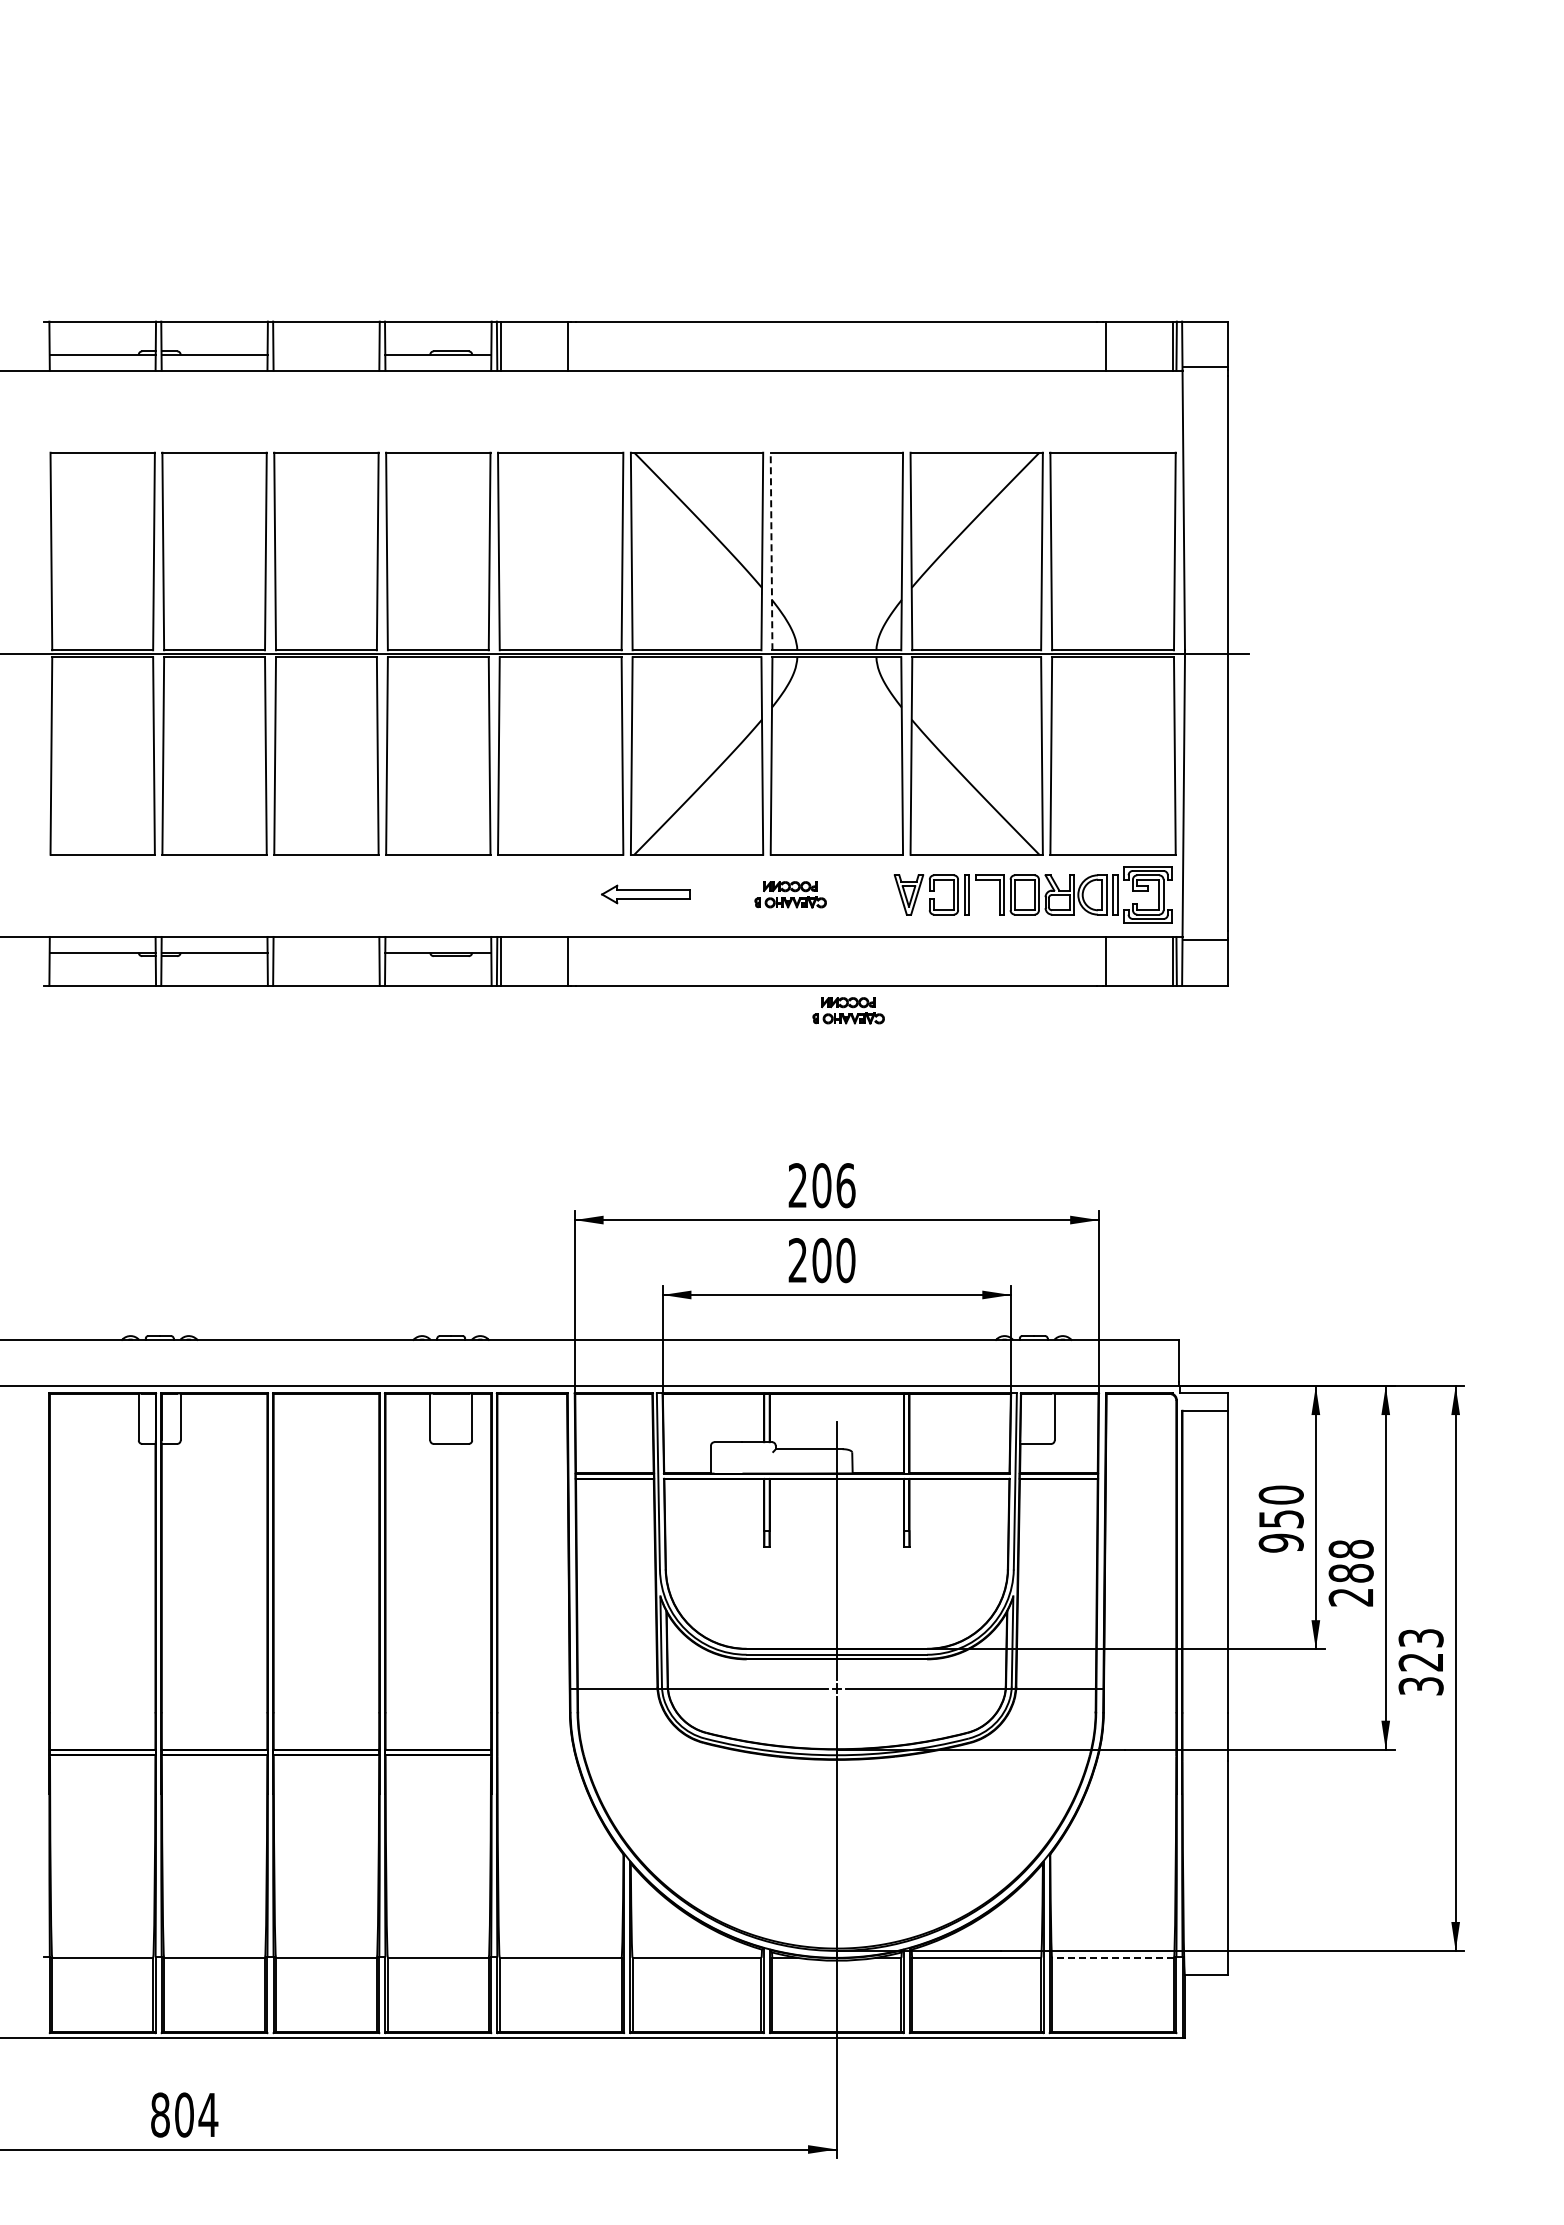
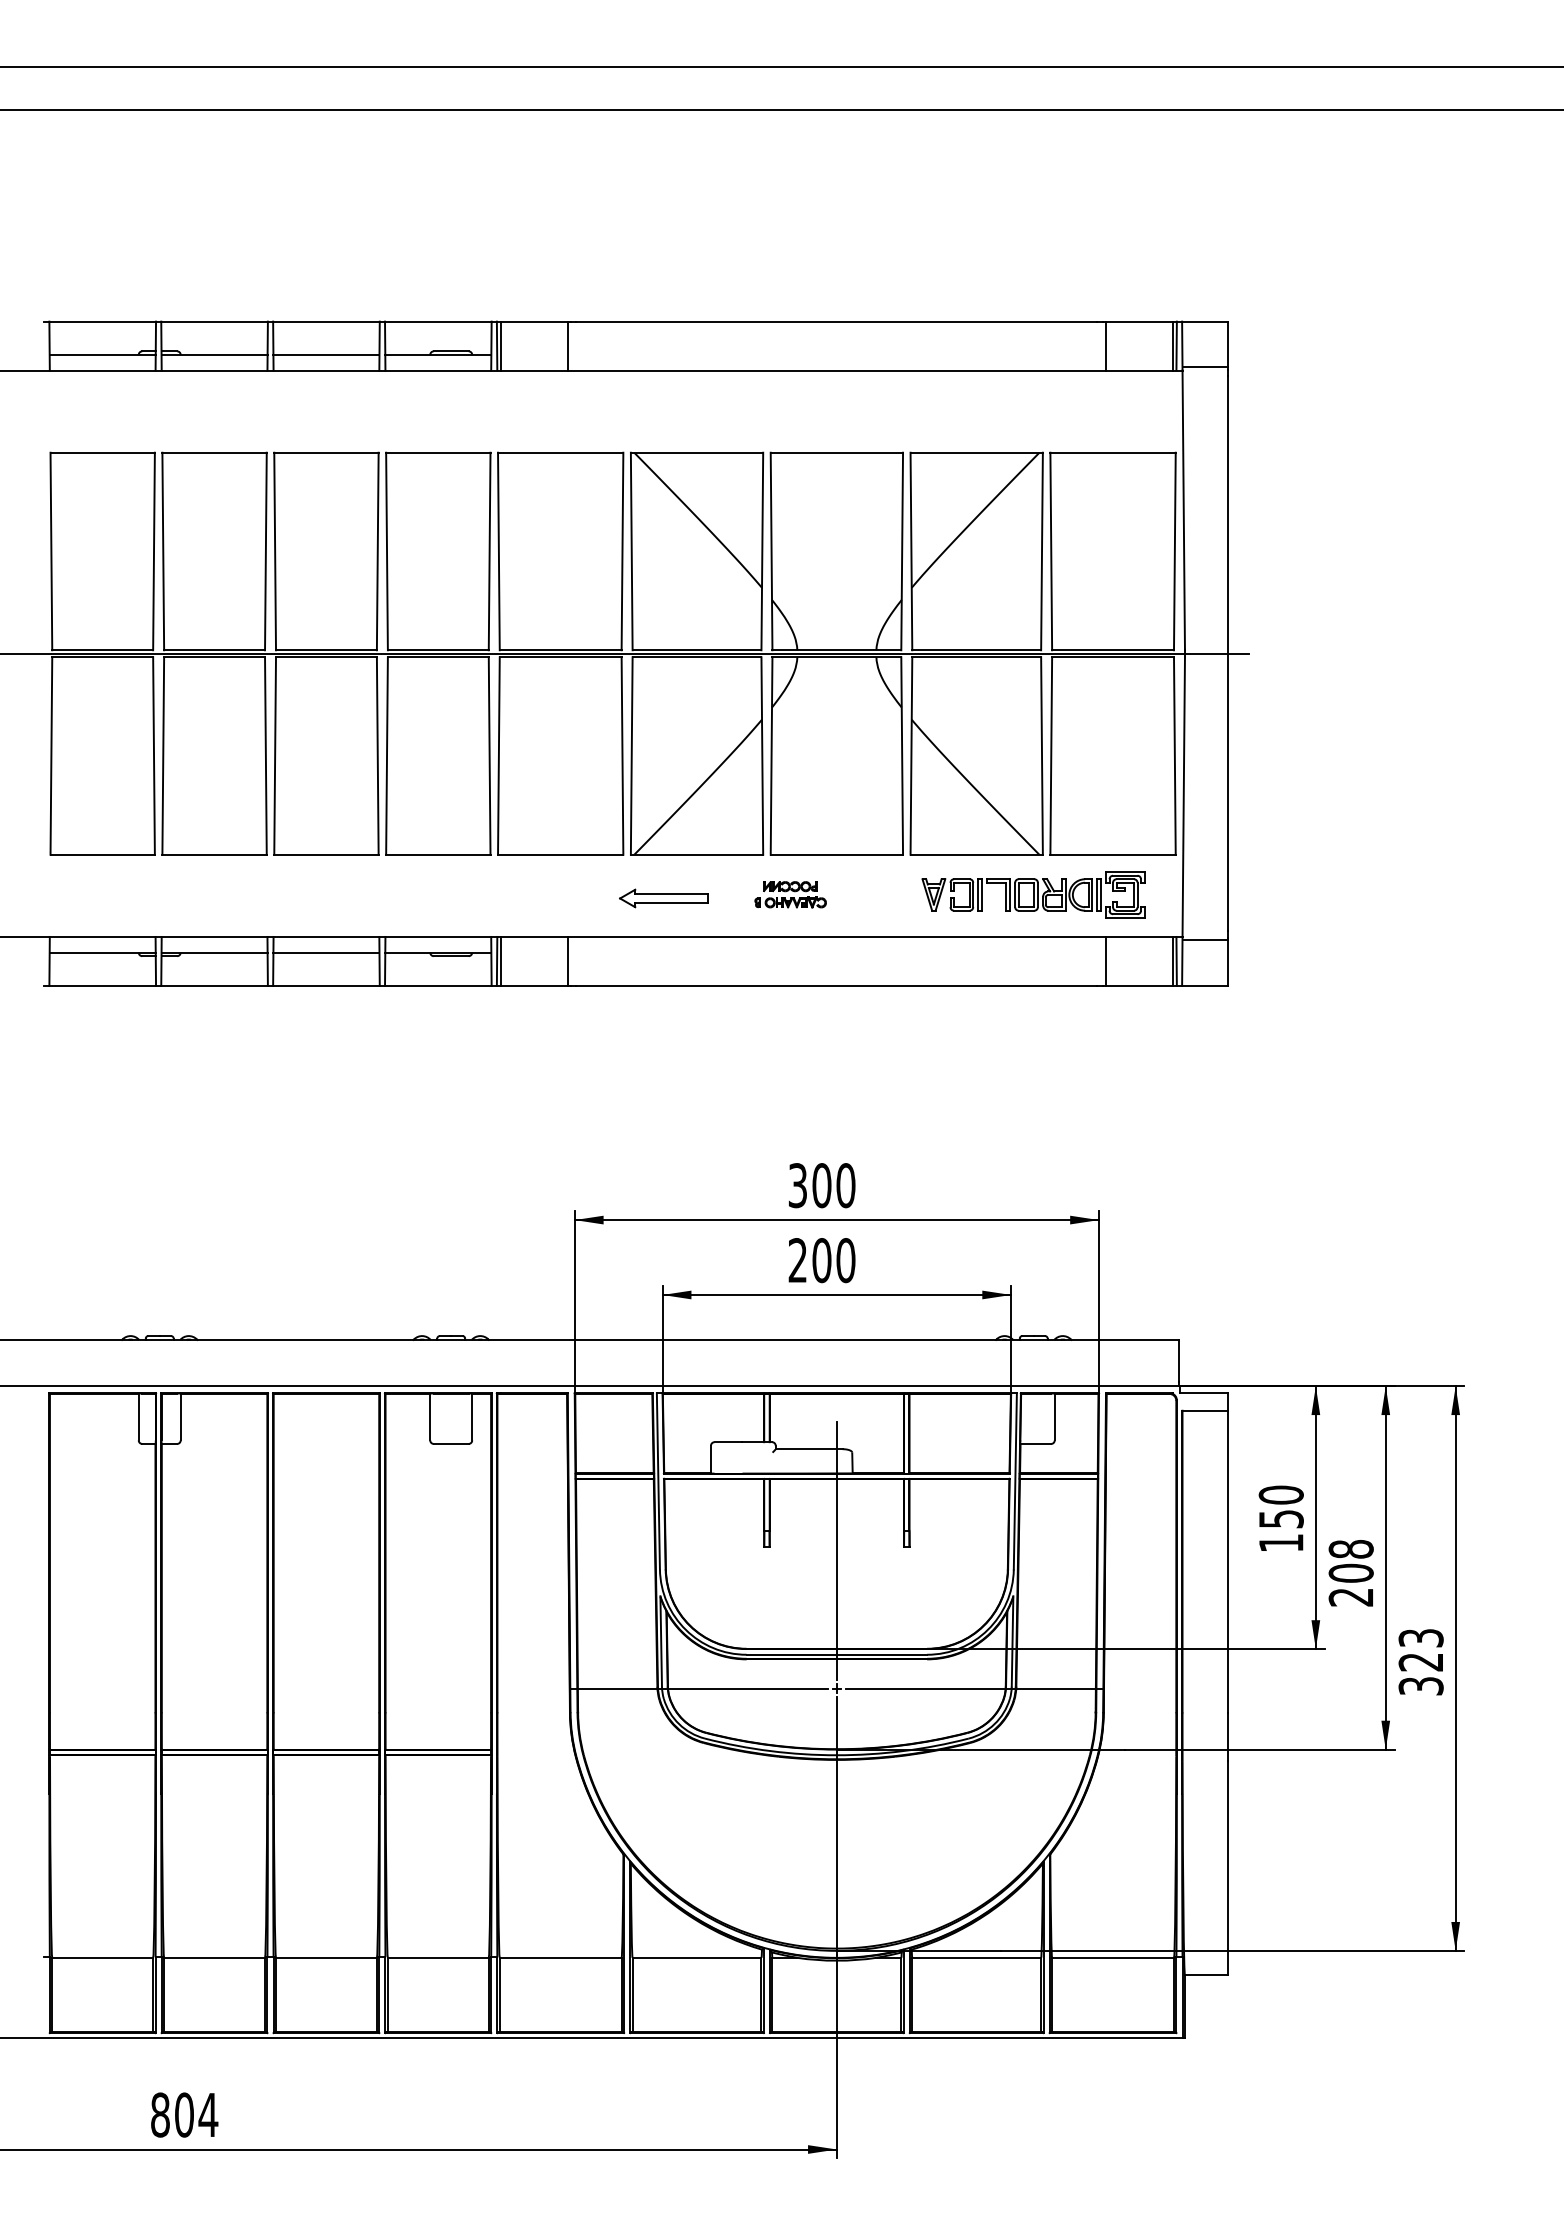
line: none -> present (781, 66)
line: none -> present (781, 110)
line: none -> present (326, 354)
line: dashed -> solid (771, 551)
part position: (645, 894) -> (663, 898) (663, 898)
part size: 280x58 px -> 225x48 px (1033, 894)
line: none -> present (326, 952)
part: present -> none (848, 1010)
text: 206 -> 300 (821, 1185)
text: 950 -> 150 (1280, 1542)
text: 288 -> 208 (1350, 1572)
line: dashed -> solid (1113, 1957)
